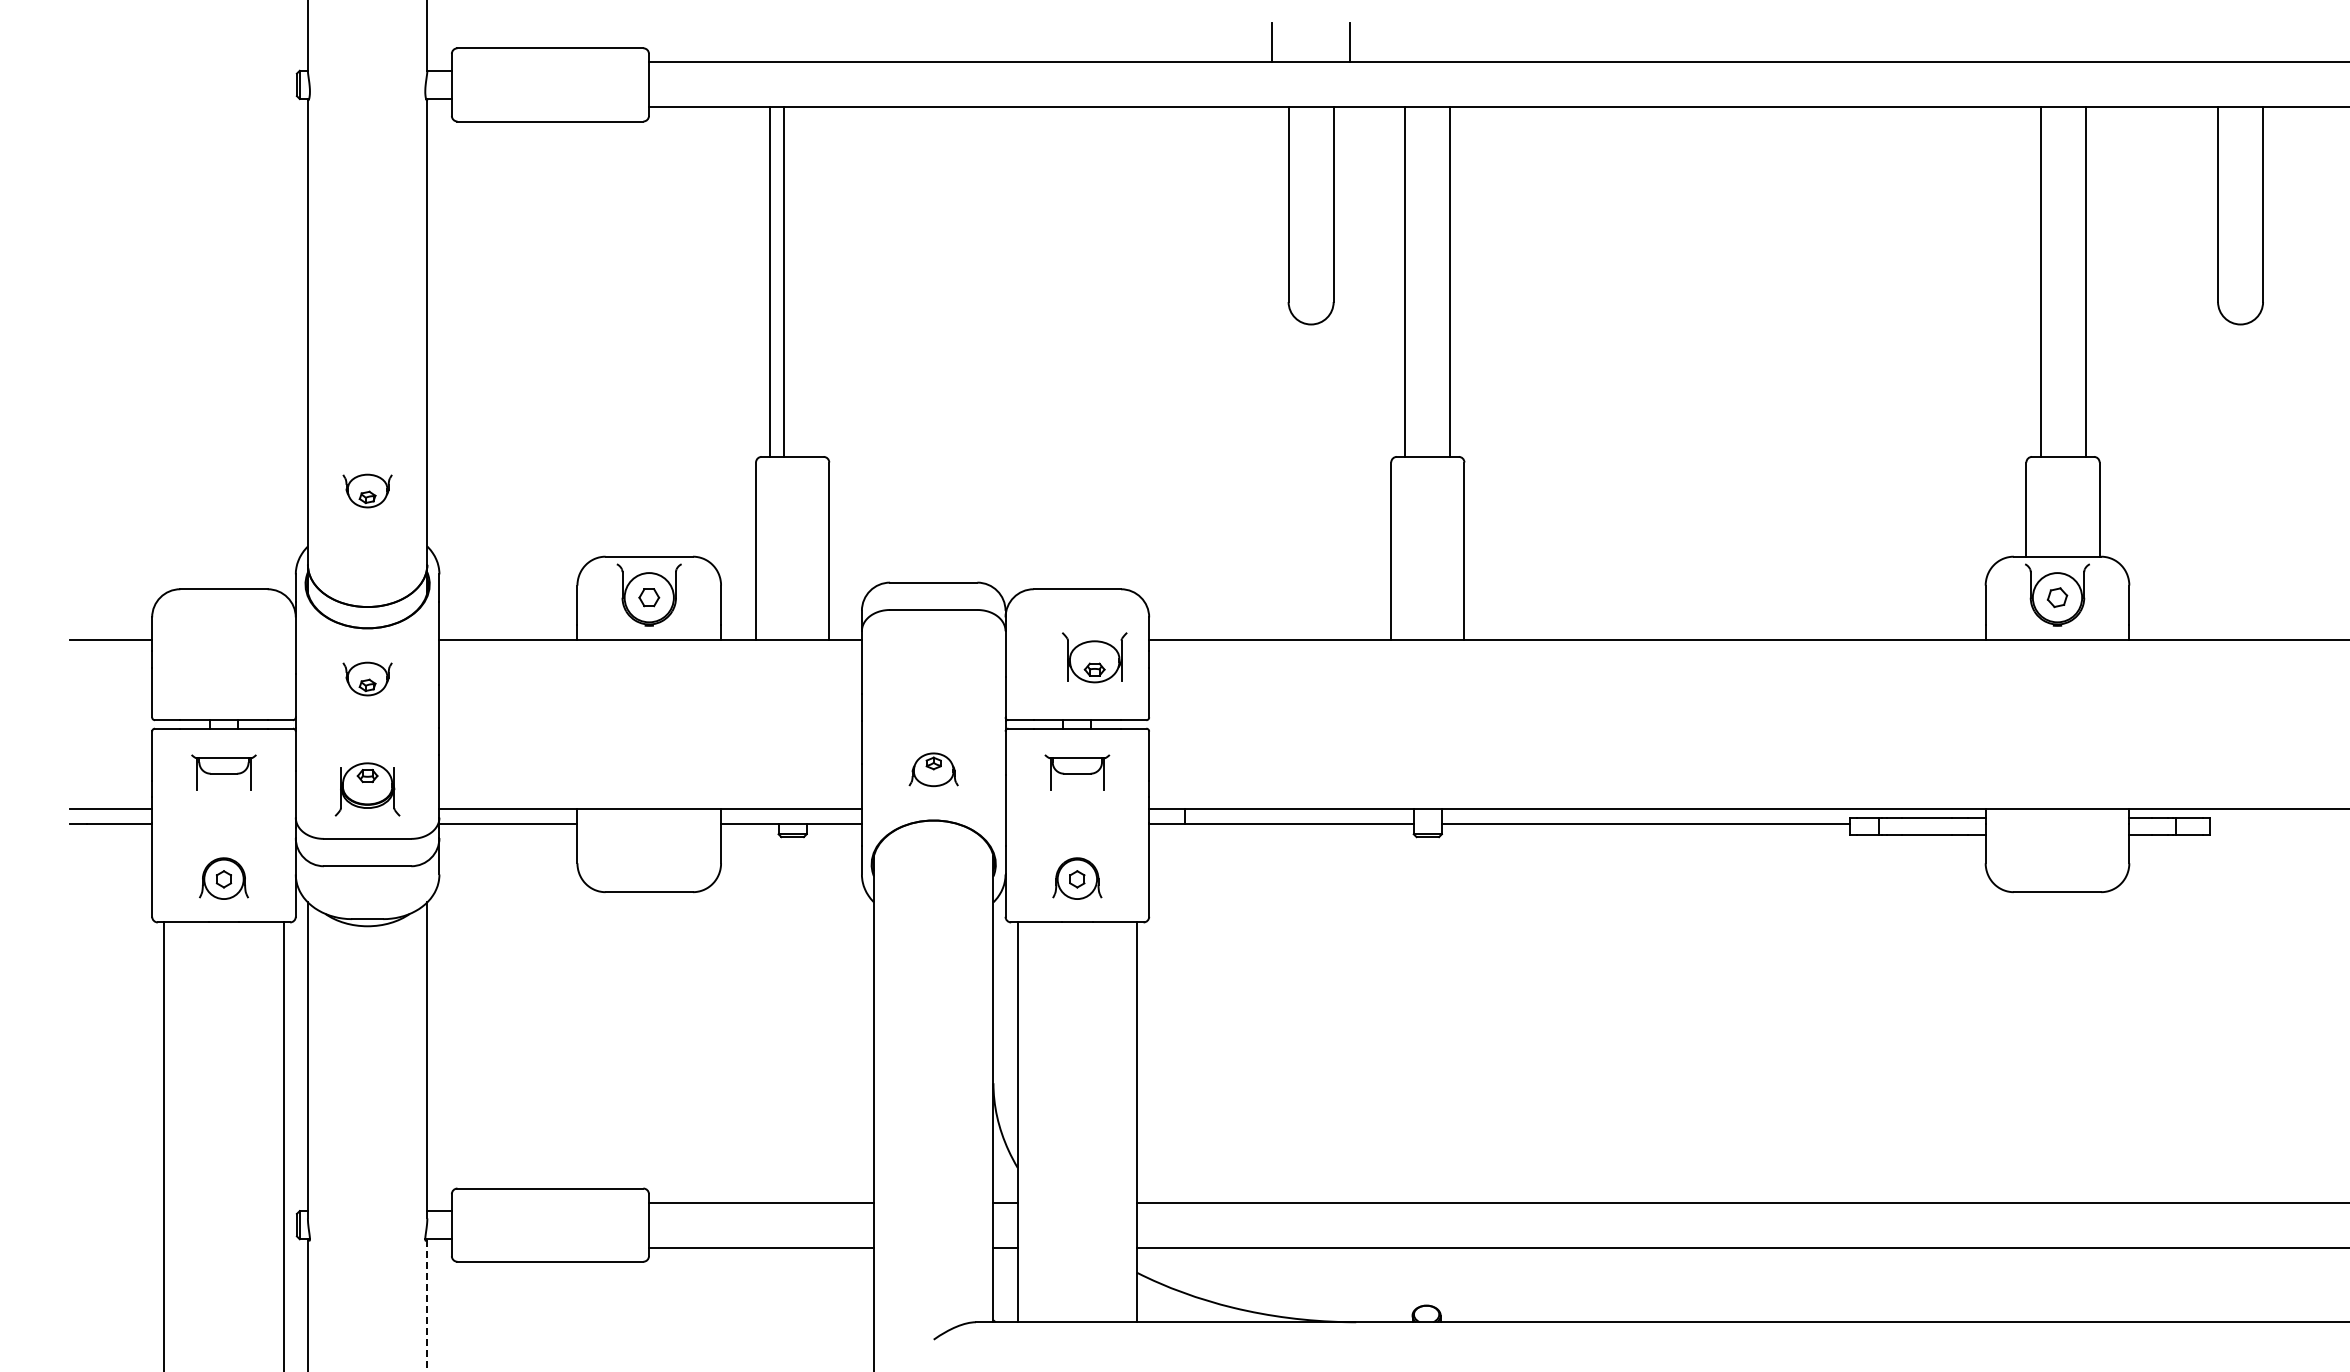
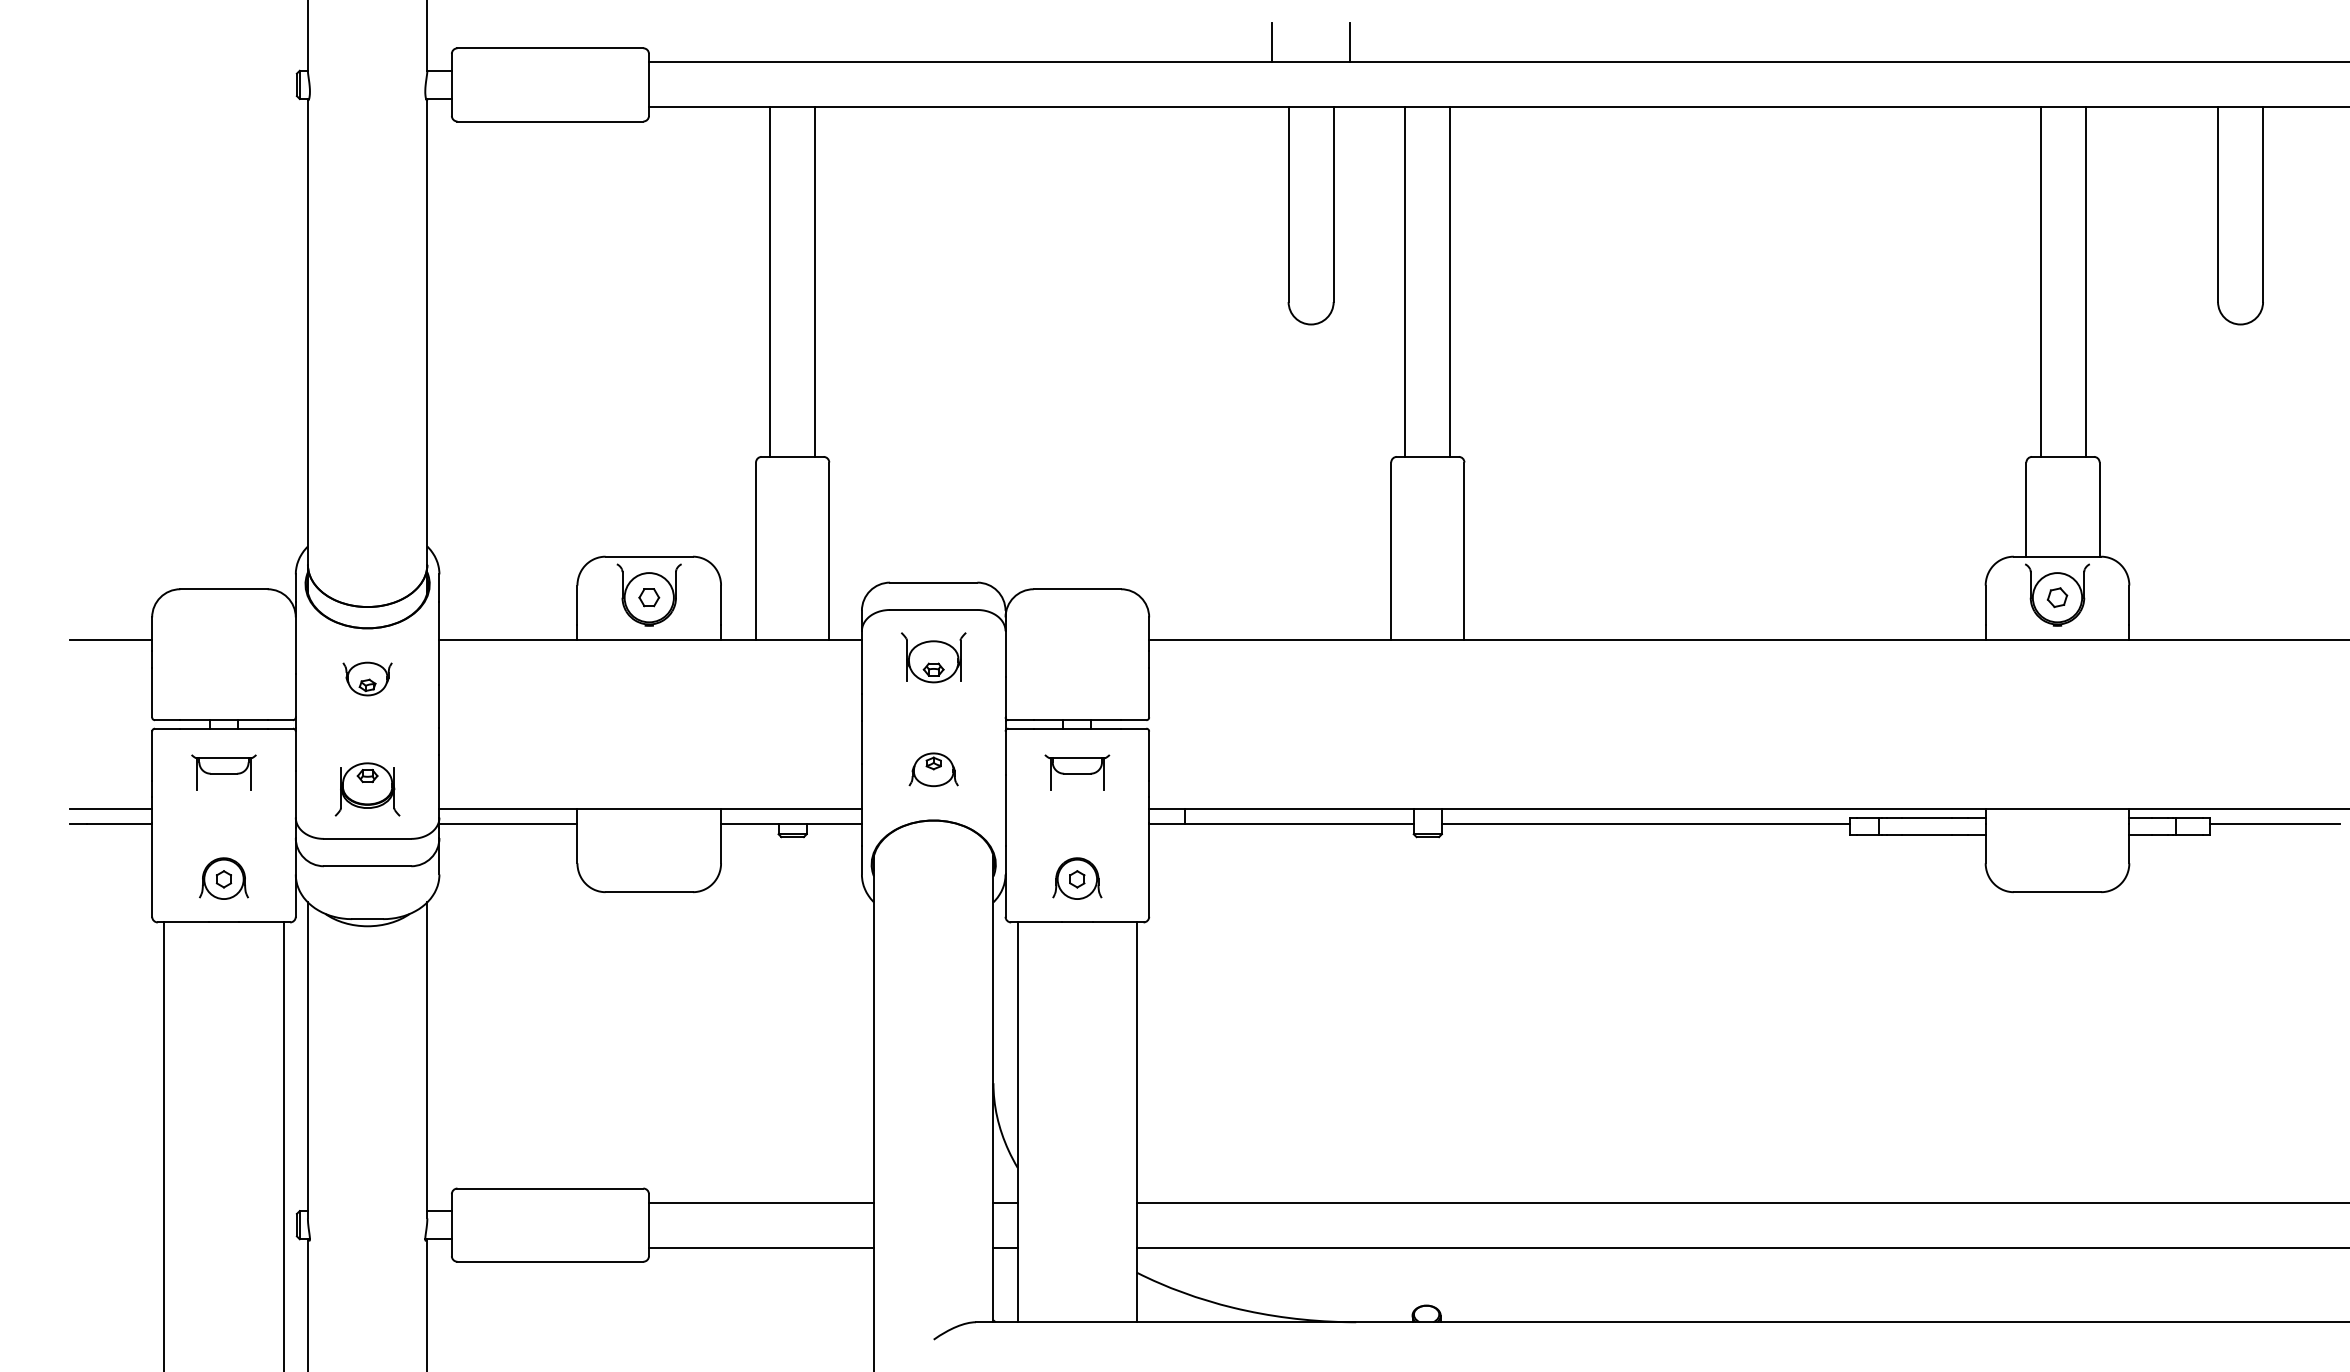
line position: (784, 281) -> (815, 281) (815, 281)
part: present -> none (367, 490)
part position: (1094, 657) -> (933, 657) (933, 657)
line: none -> present (2274, 823)
line: dashed -> solid (427, 1304)
